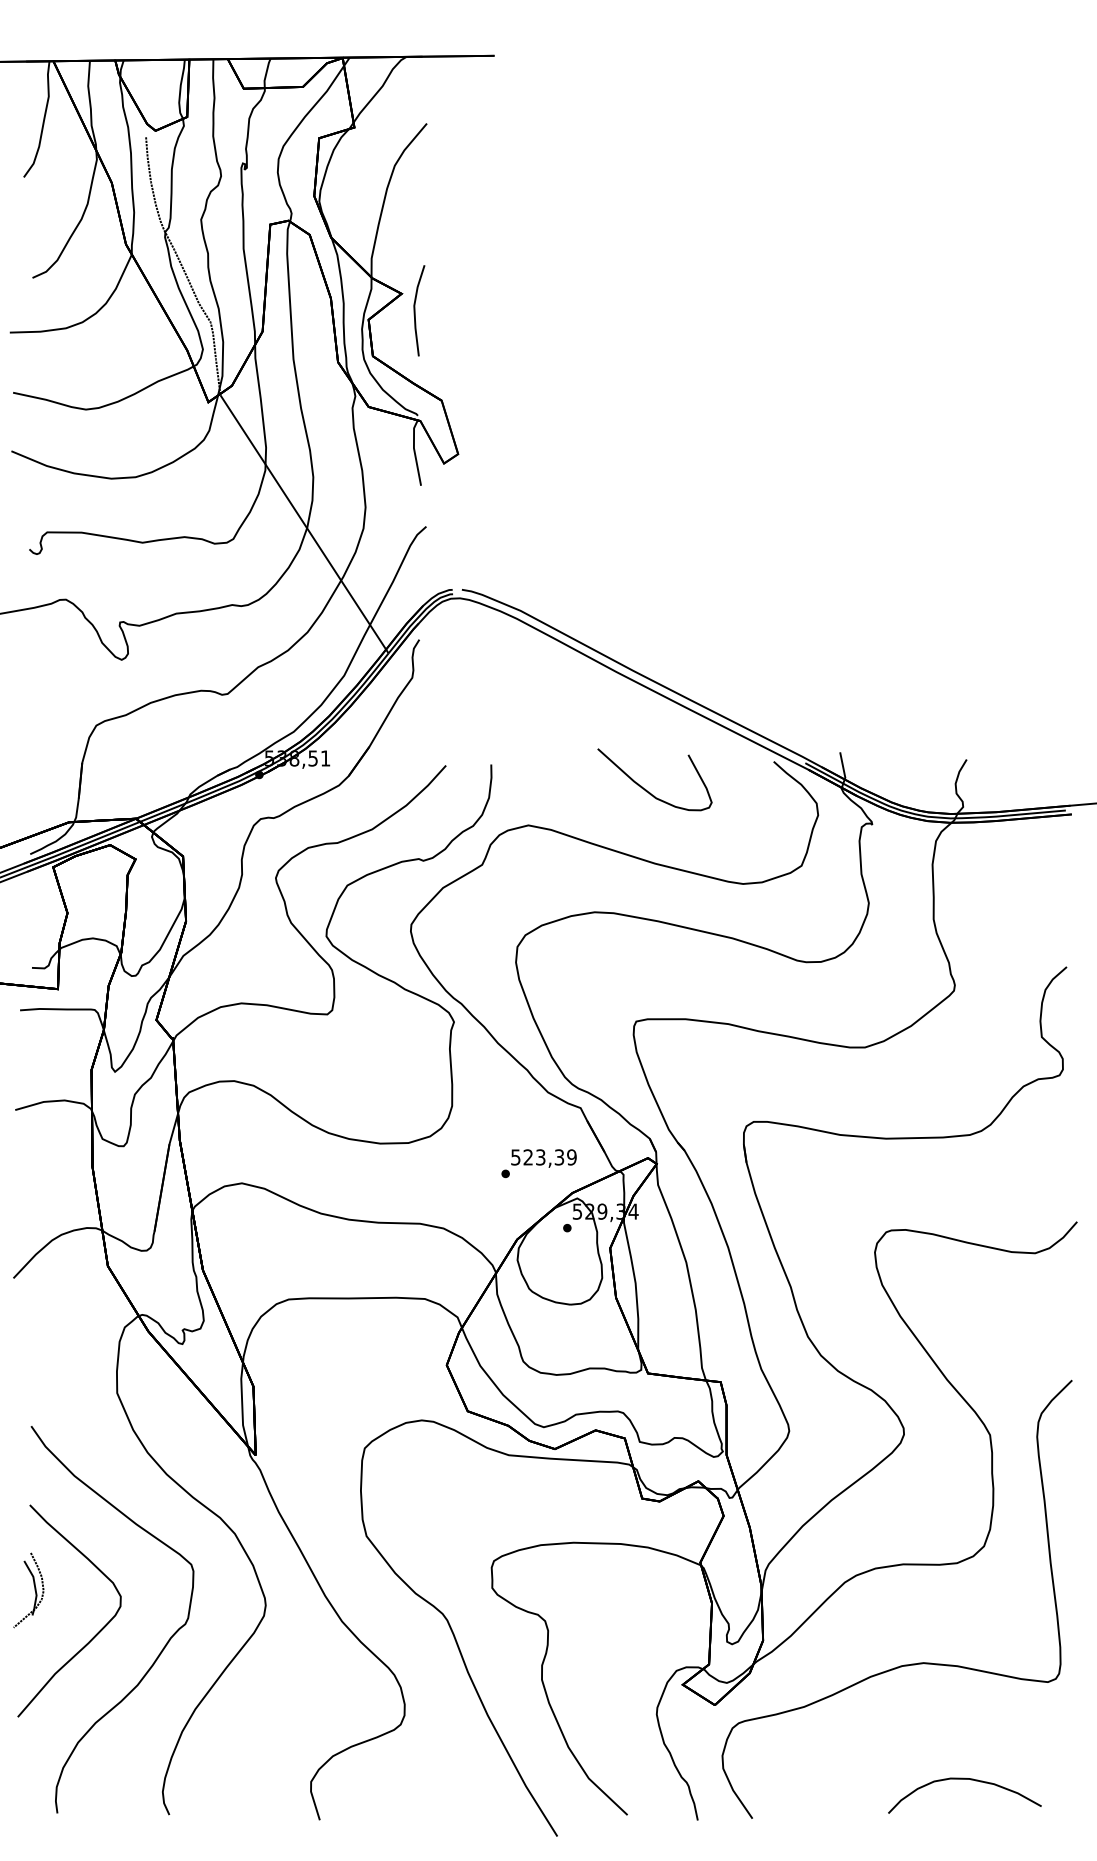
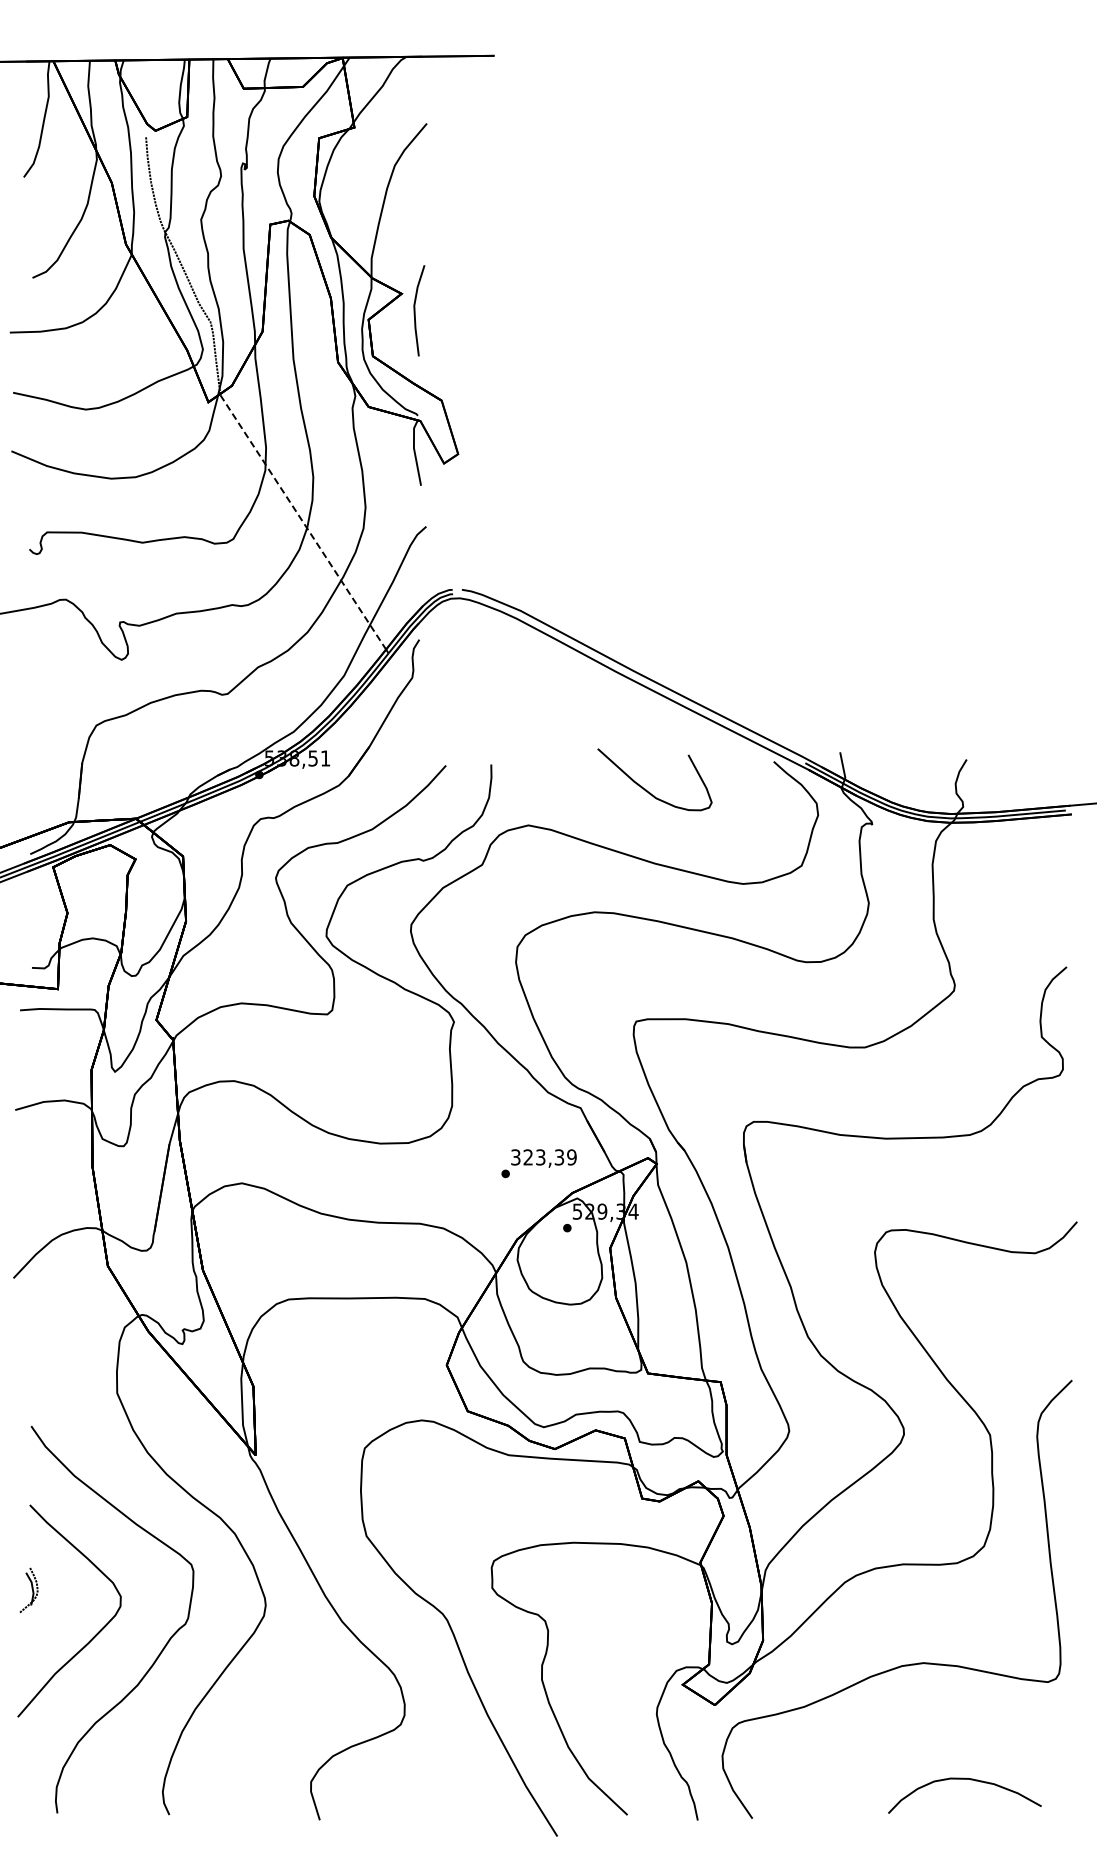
line: solid -> dashed (303, 522)
text: 523,39 -> 323,39 (515, 1156)
part size: 32x77 px -> 20x47 px (28, 1590)
